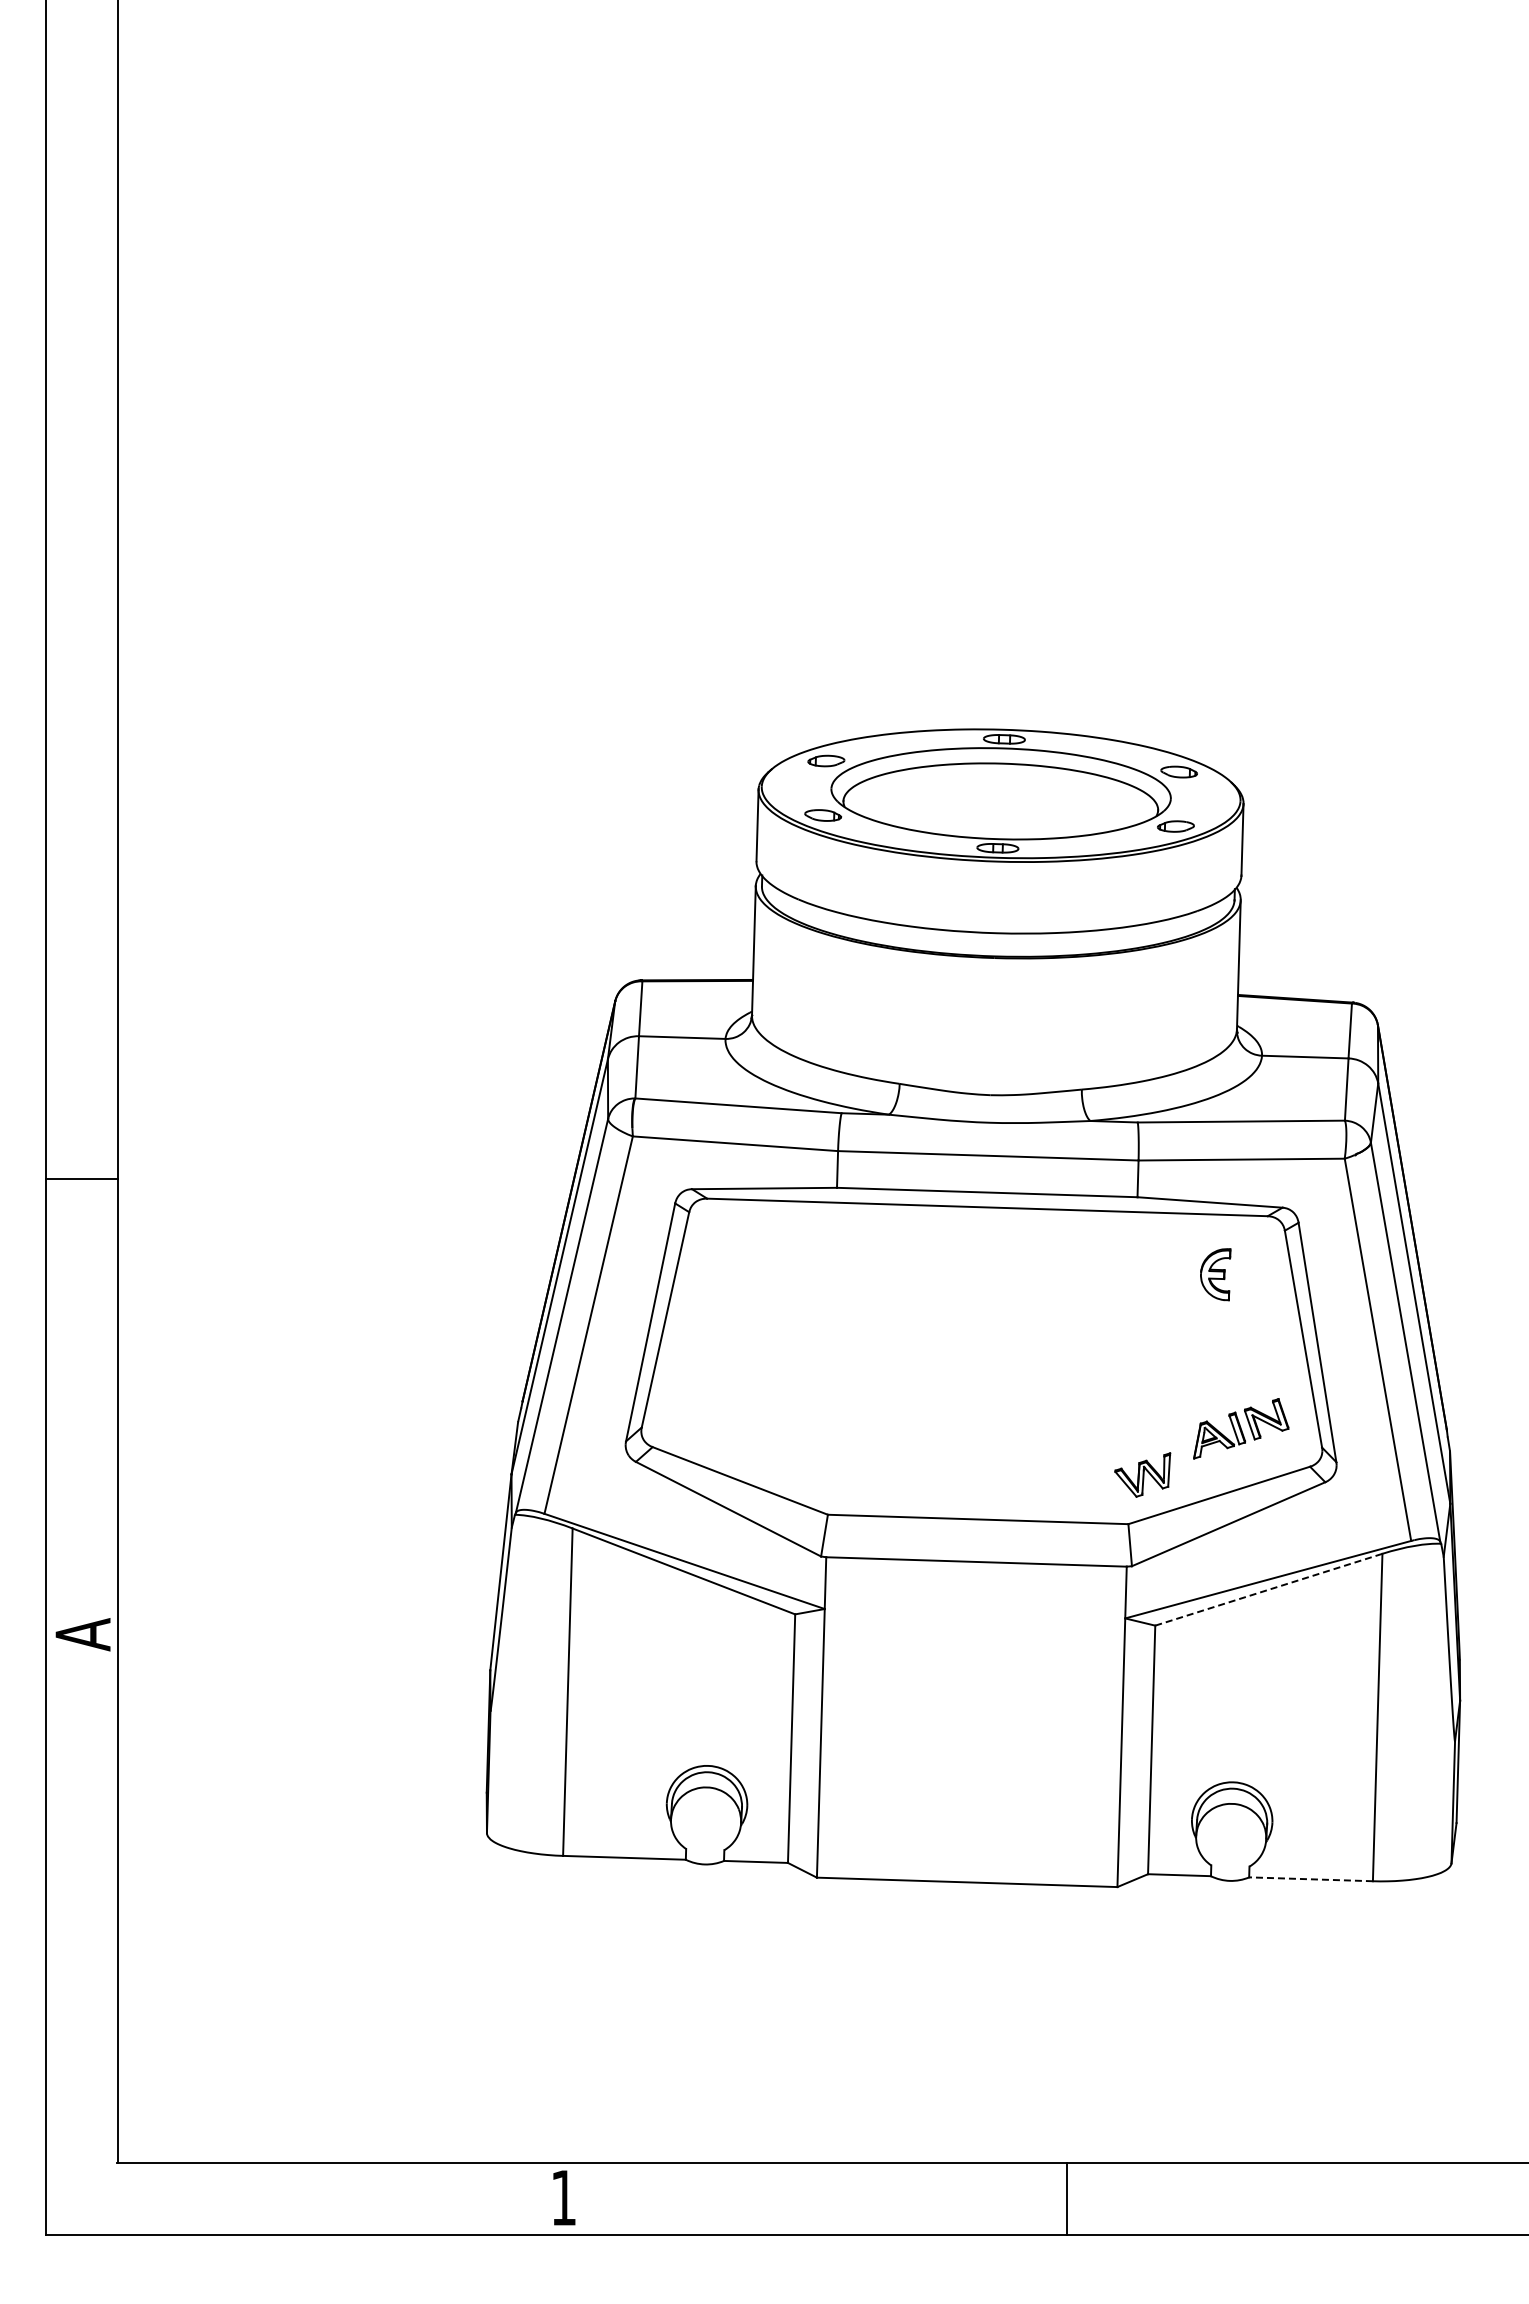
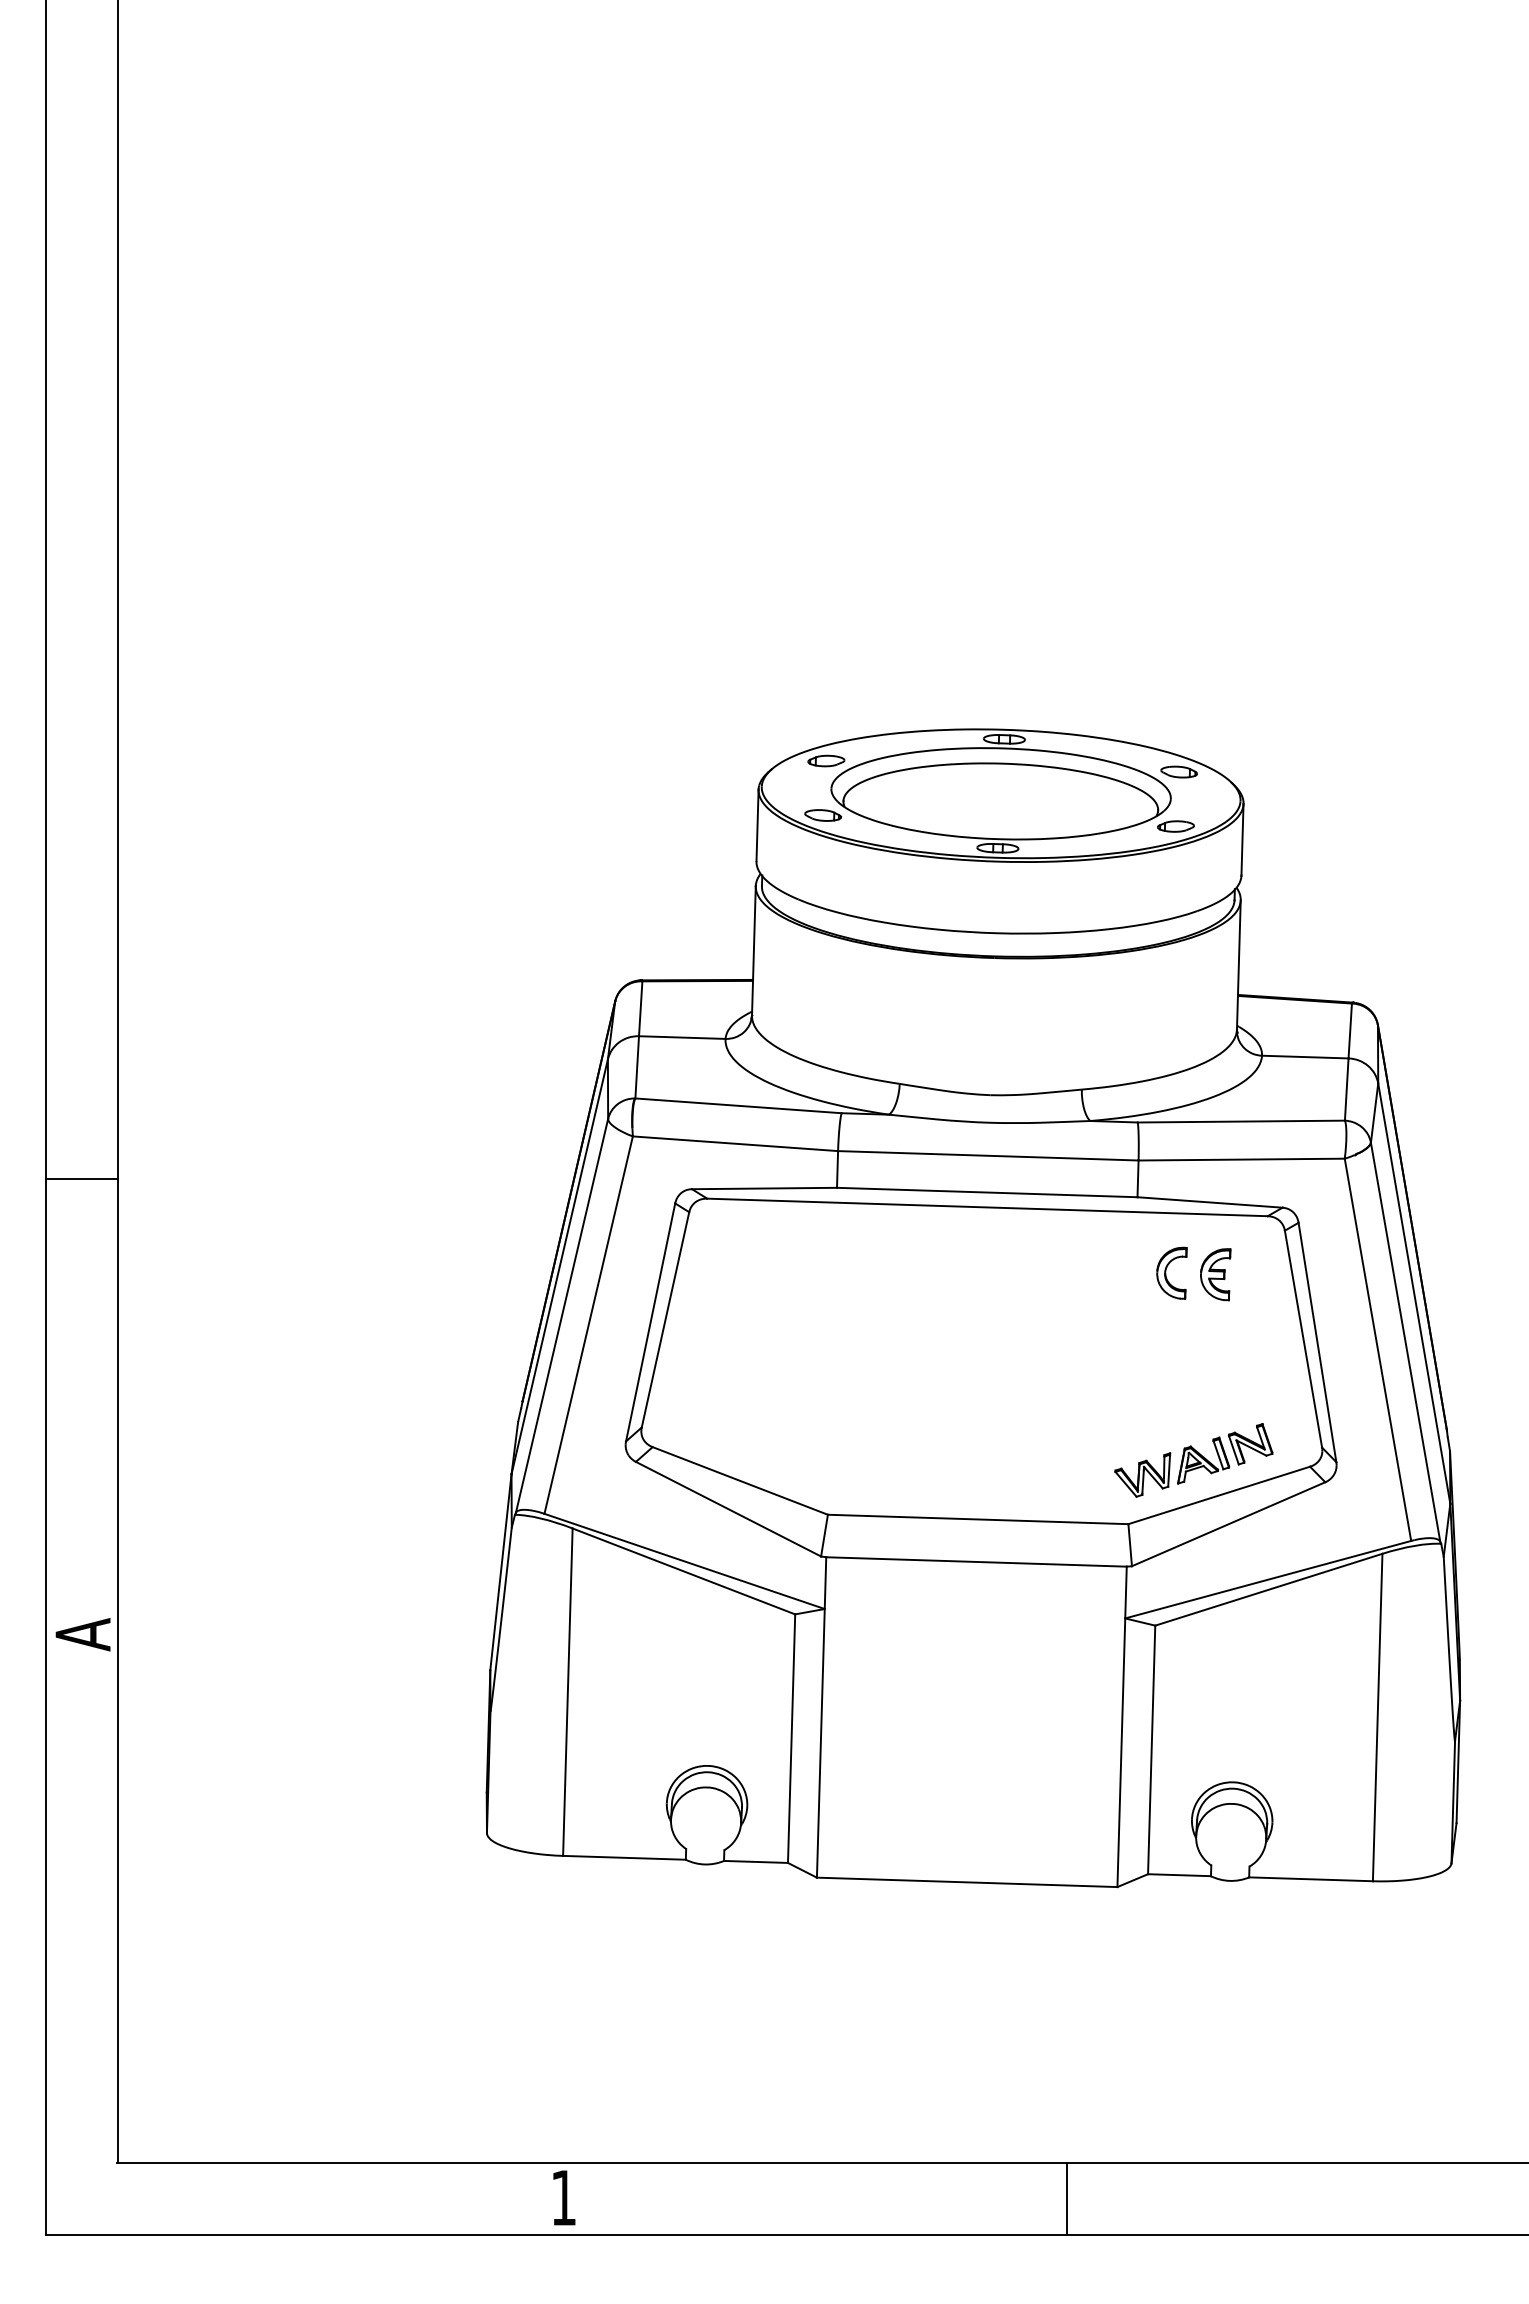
part: none -> present (1171, 1272)
part position: (1241, 1428) -> (1225, 1453) (1225, 1453)
line: dashed -> solid (1269, 1589)
line: dashed -> solid (1311, 1879)
